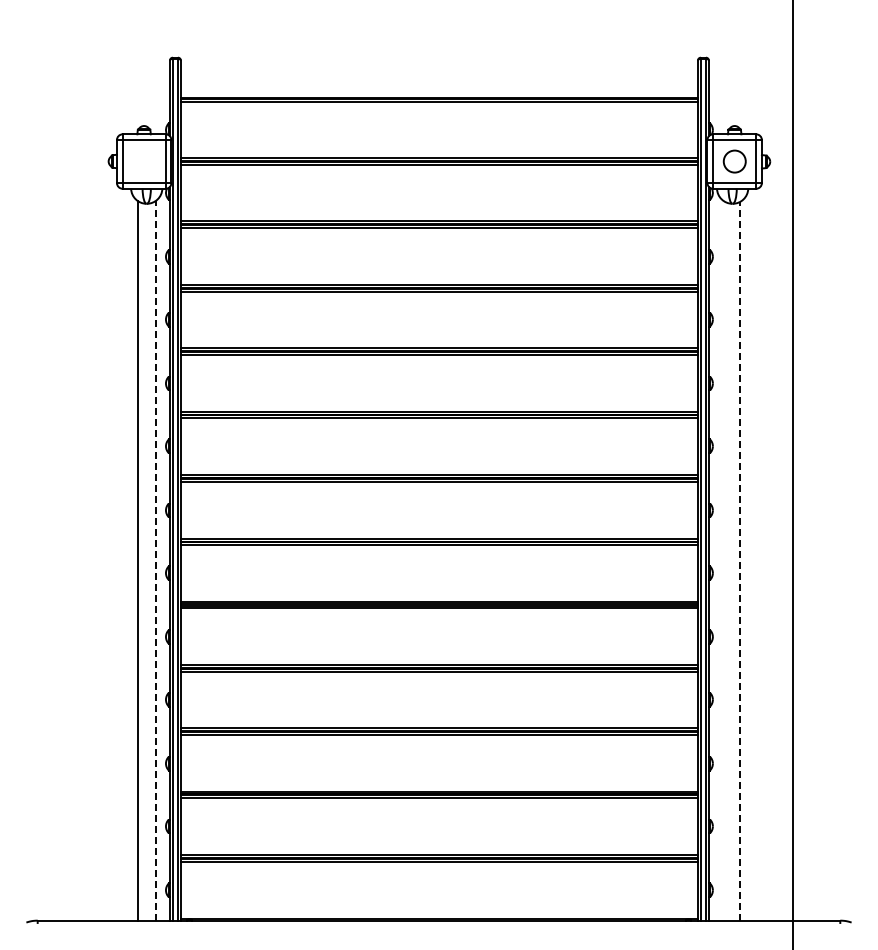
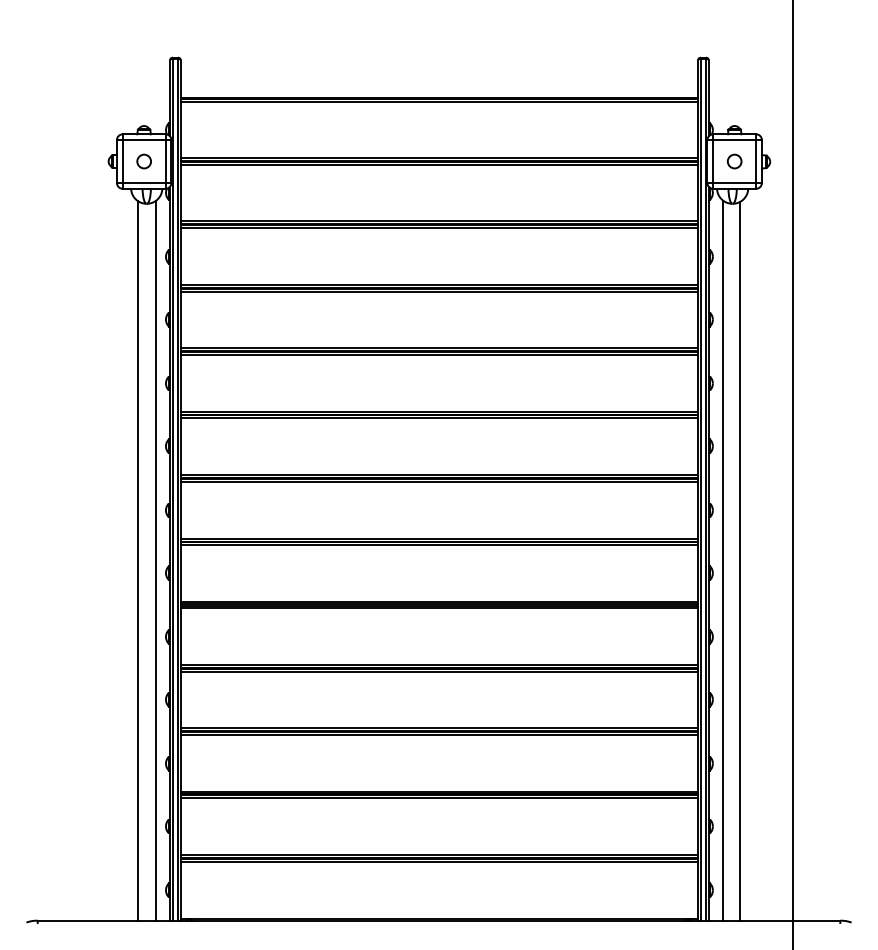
circle: none -> present (143, 161)
circle size: 25x25 px -> 17x17 px (734, 161)
line: dashed -> solid (155, 560)
line: none -> present (723, 560)
line: dashed -> solid (740, 560)
